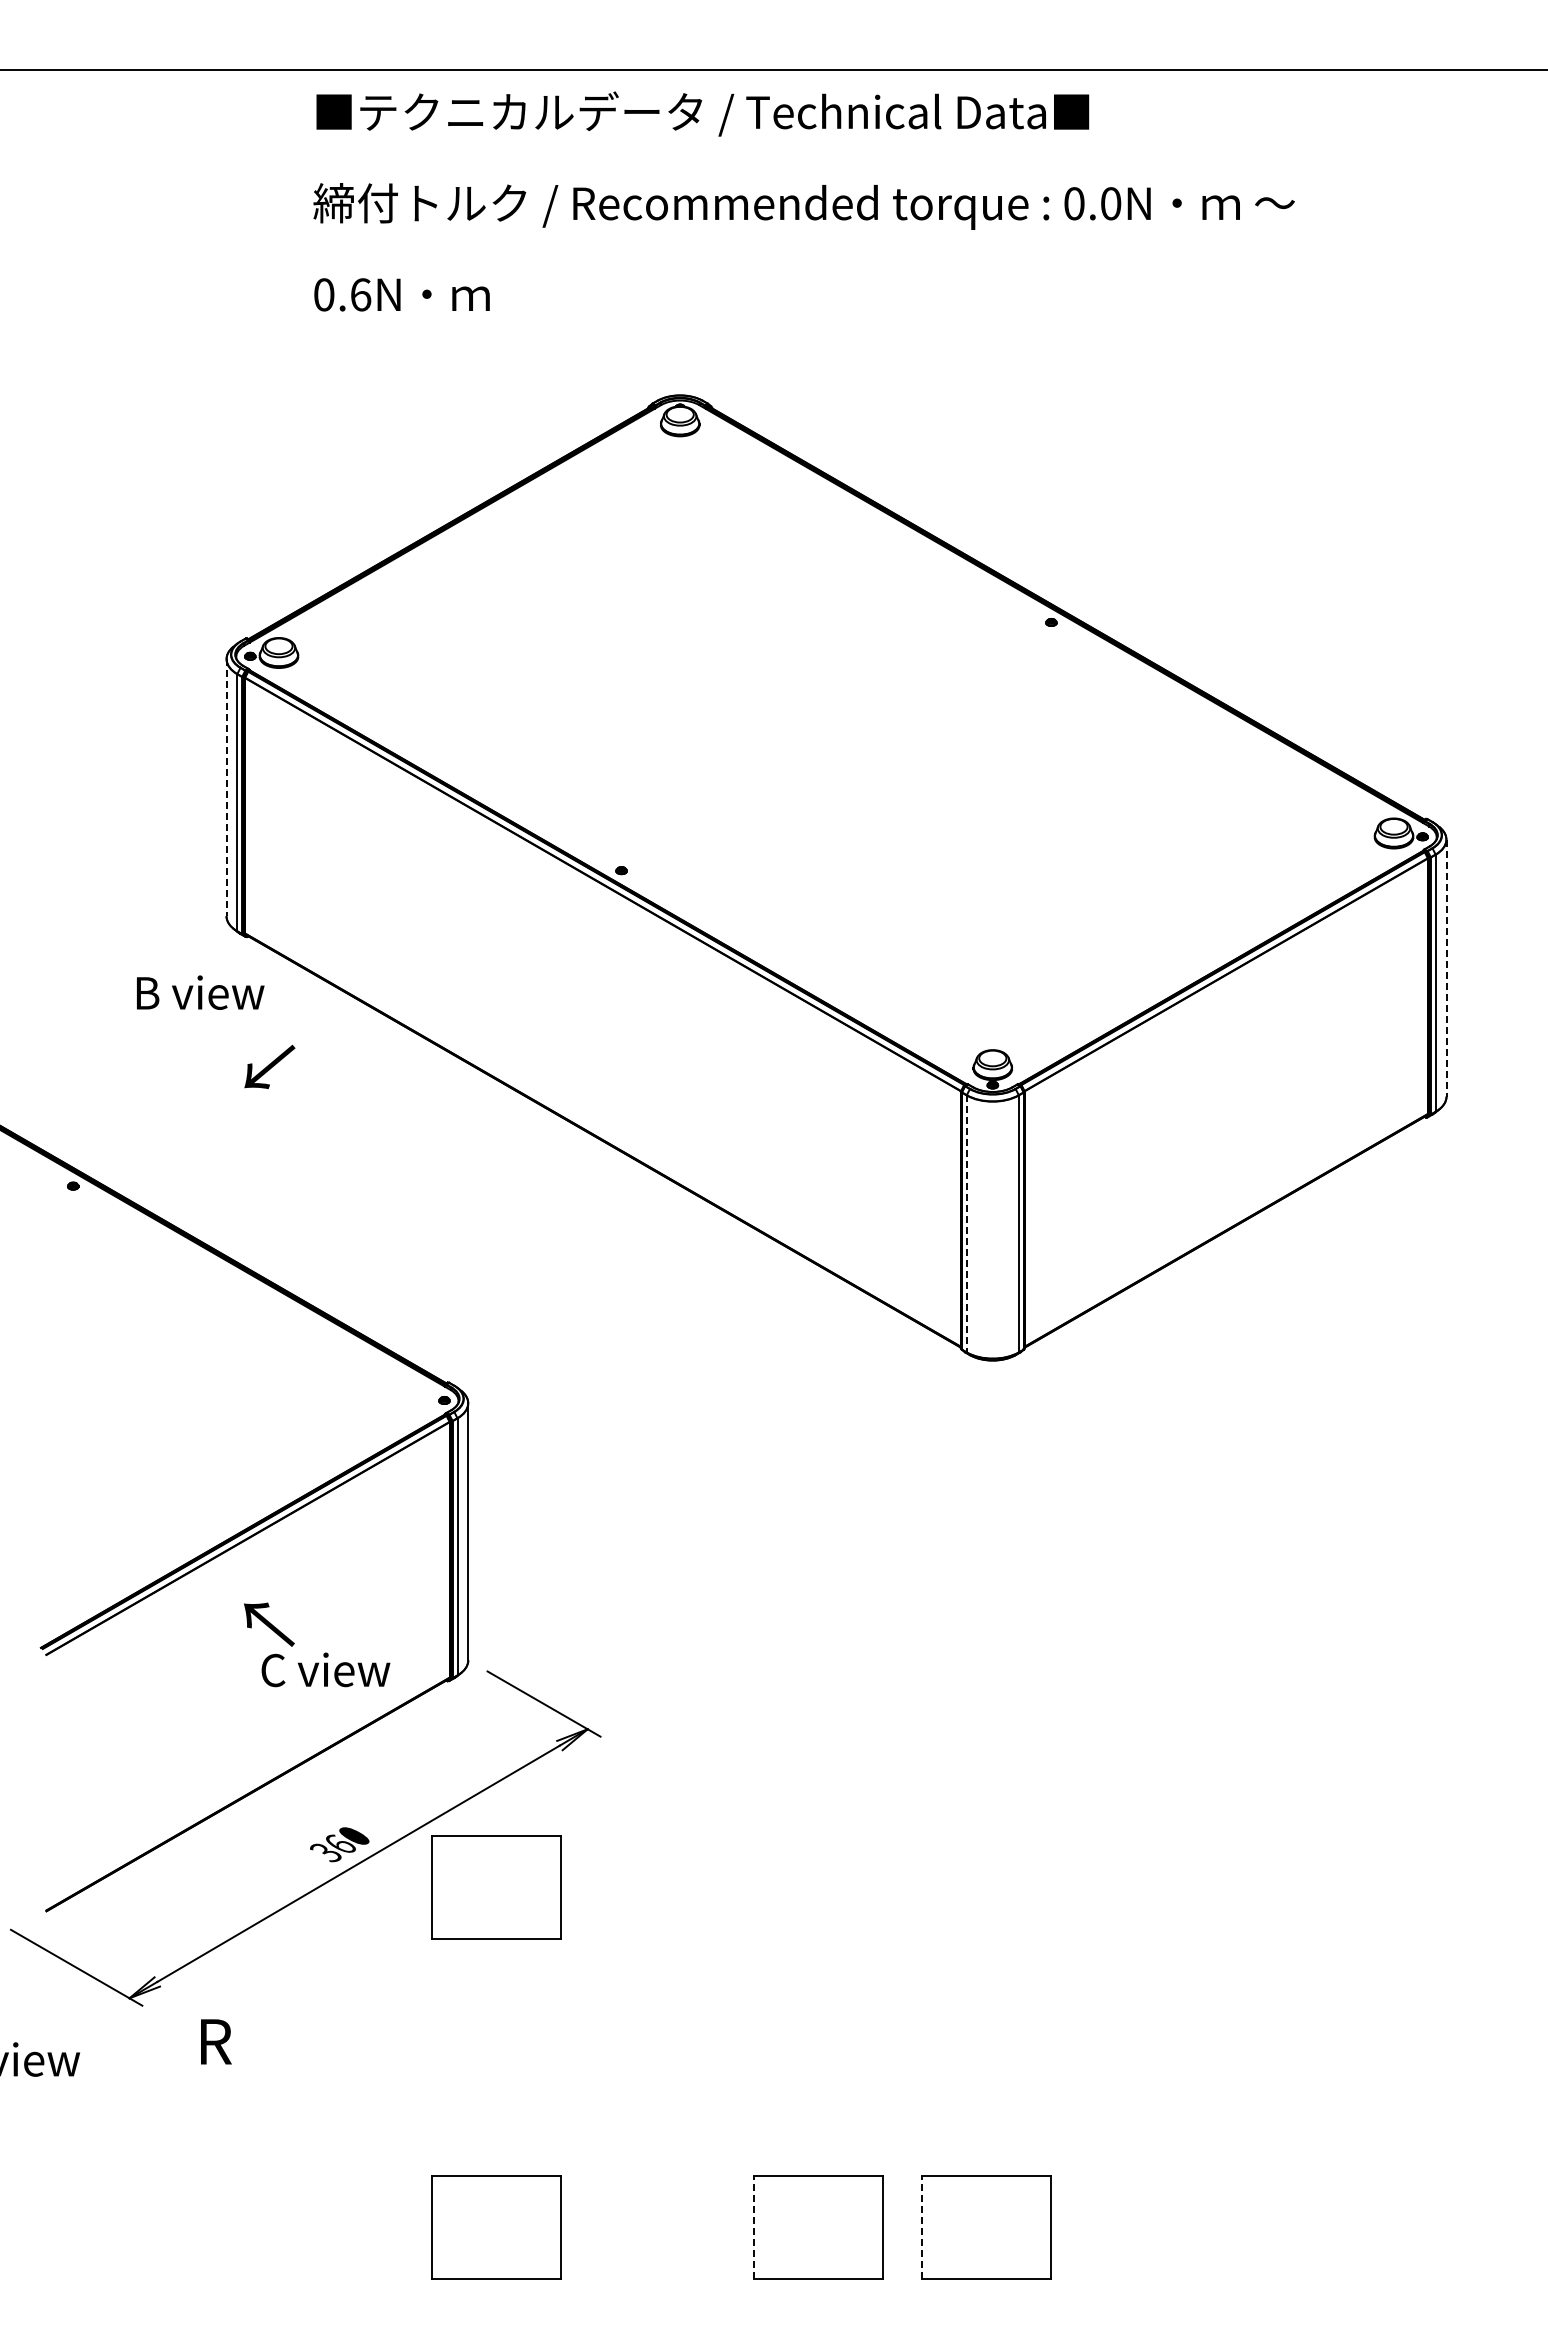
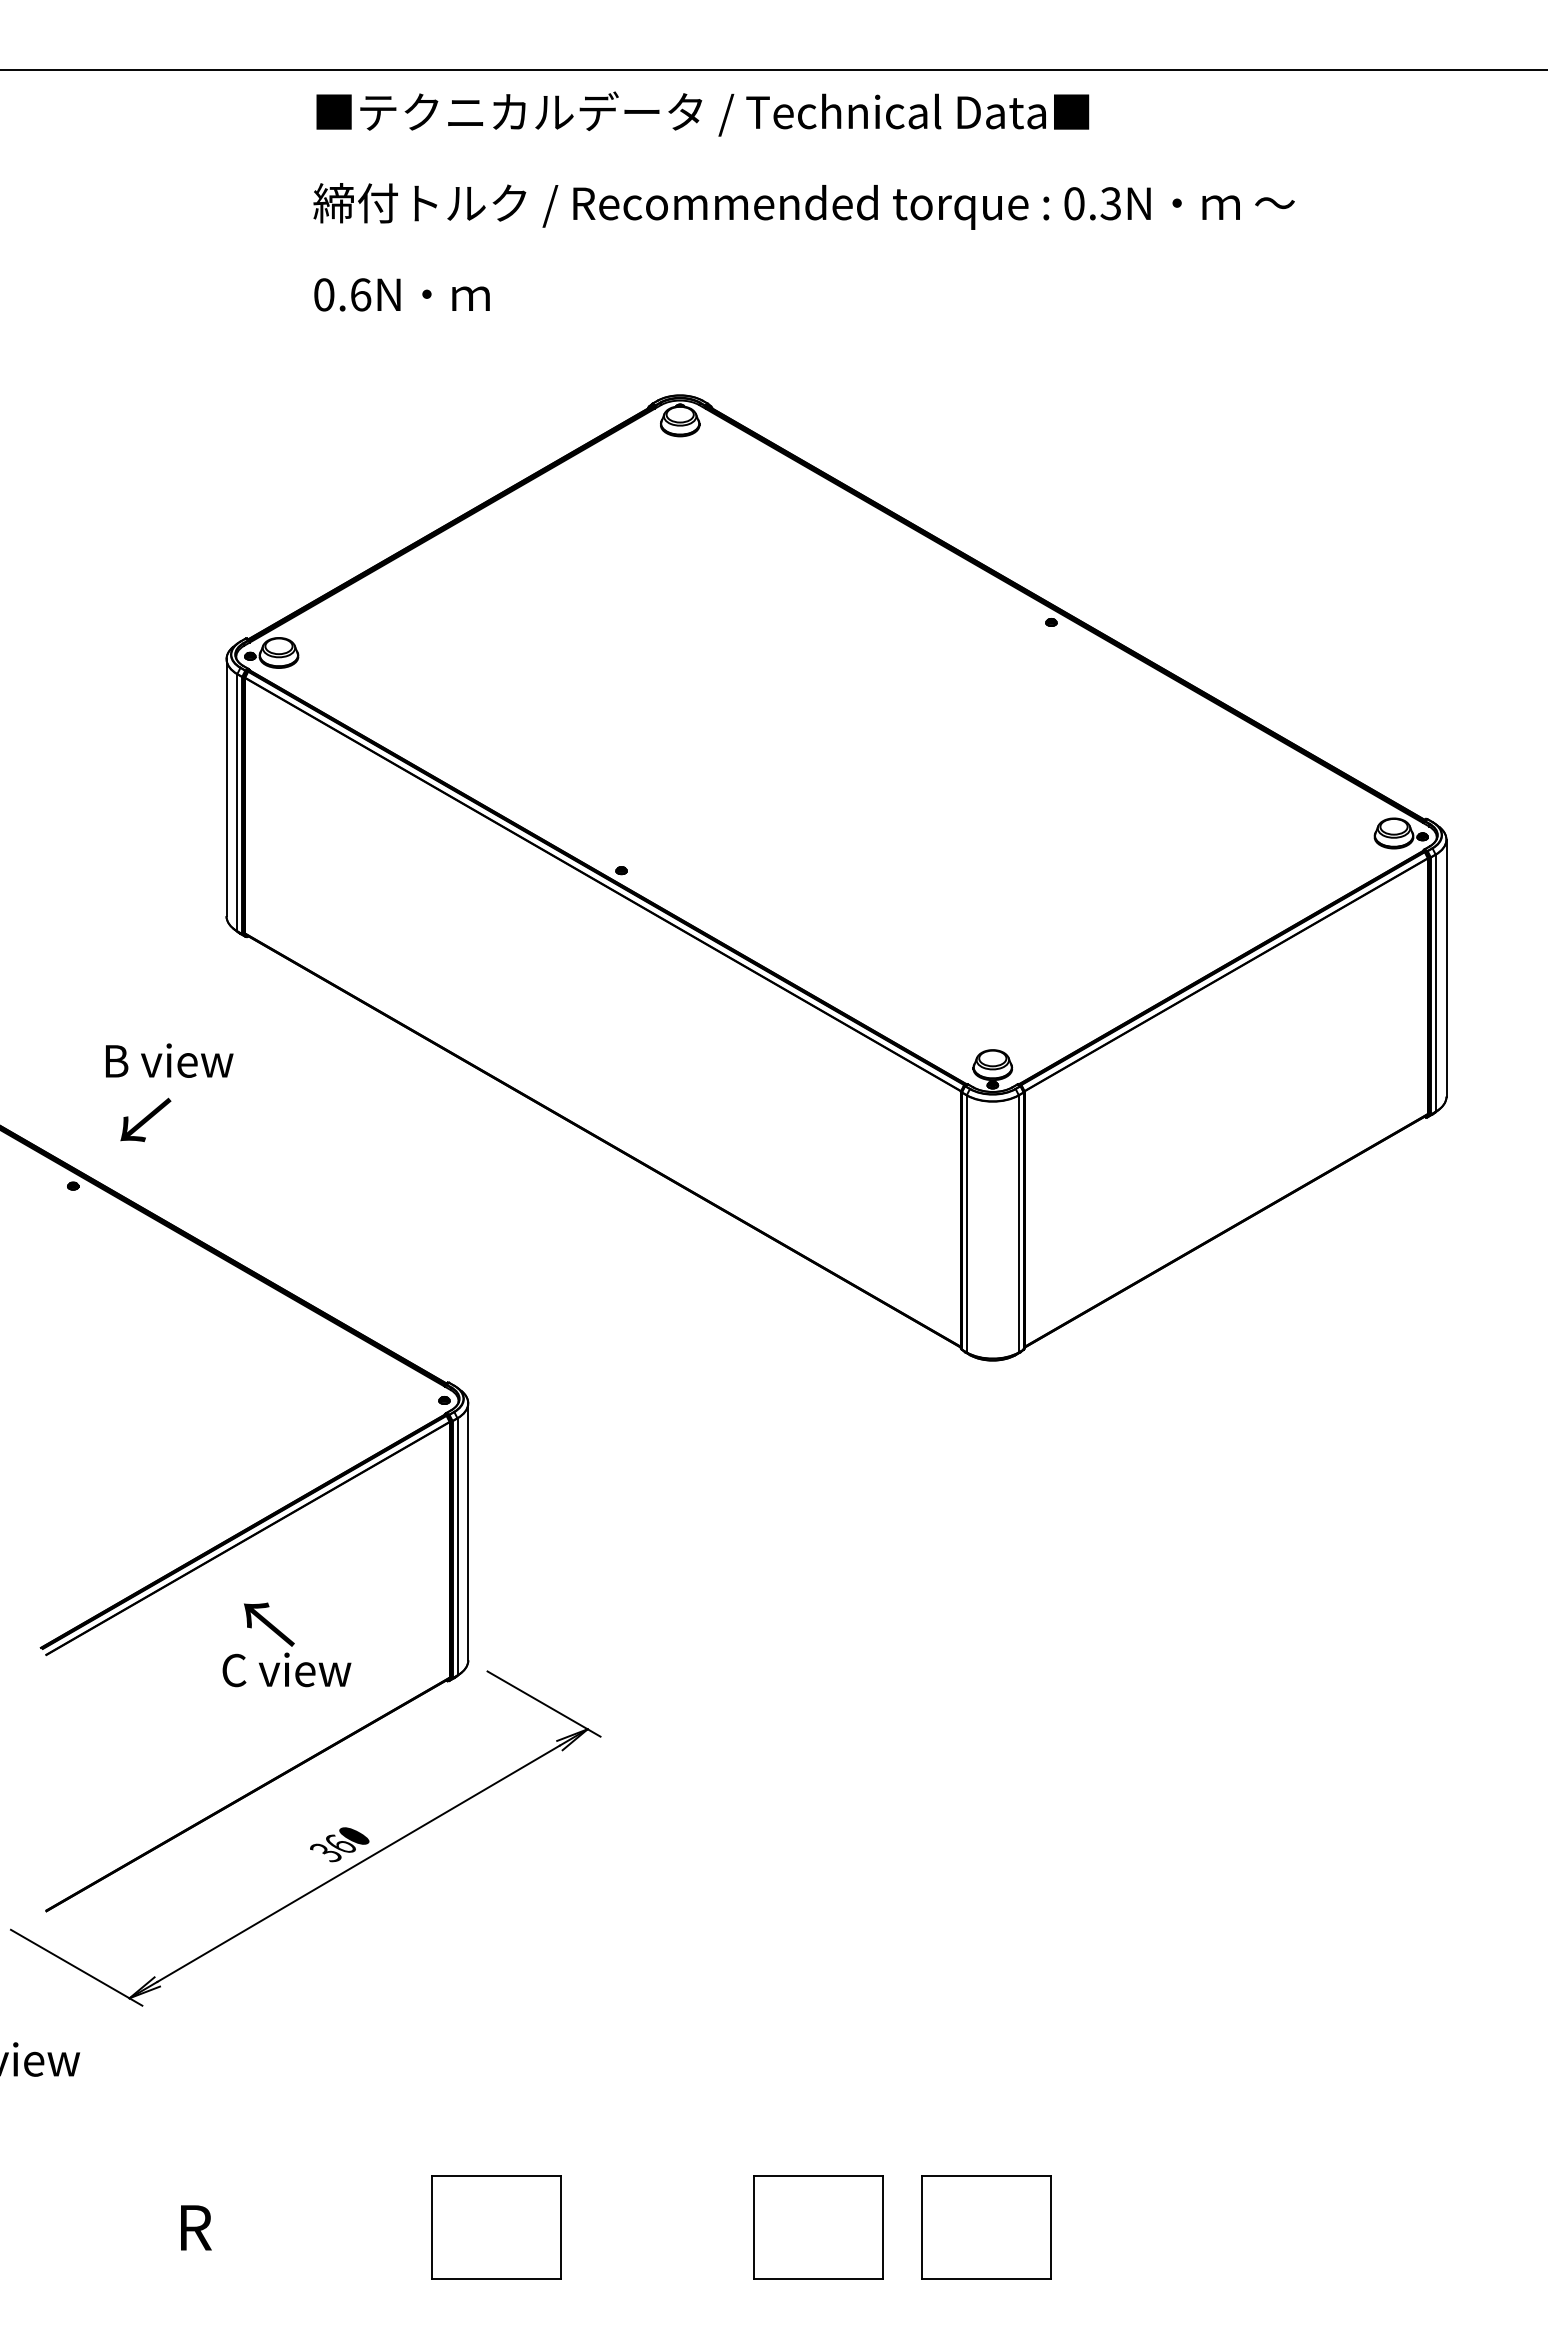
text: 0.0N -> 0.3N (1110, 203)
line: dashed -> solid (226, 788)
line: dashed -> solid (1446, 968)
text position: (200, 992) -> (169, 1060) (169, 1060)
text position: (269, 1066) -> (145, 1119) (145, 1119)
line: dashed -> solid (966, 1224)
text position: (325, 1669) -> (286, 1669) (286, 1669)
part: present -> none (496, 1887)
text position: (216, 2041) -> (196, 2227) (196, 2227)
line: dashed -> solid (754, 2227)
line: dashed -> solid (921, 2227)
